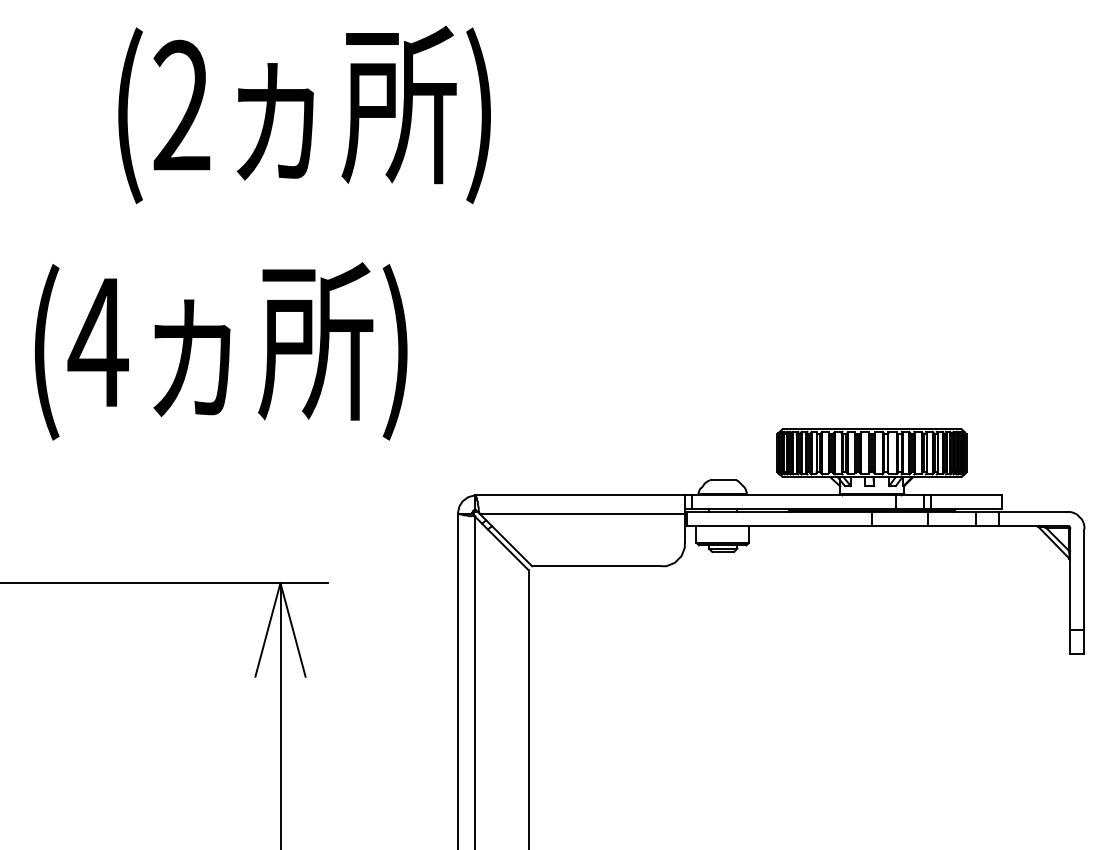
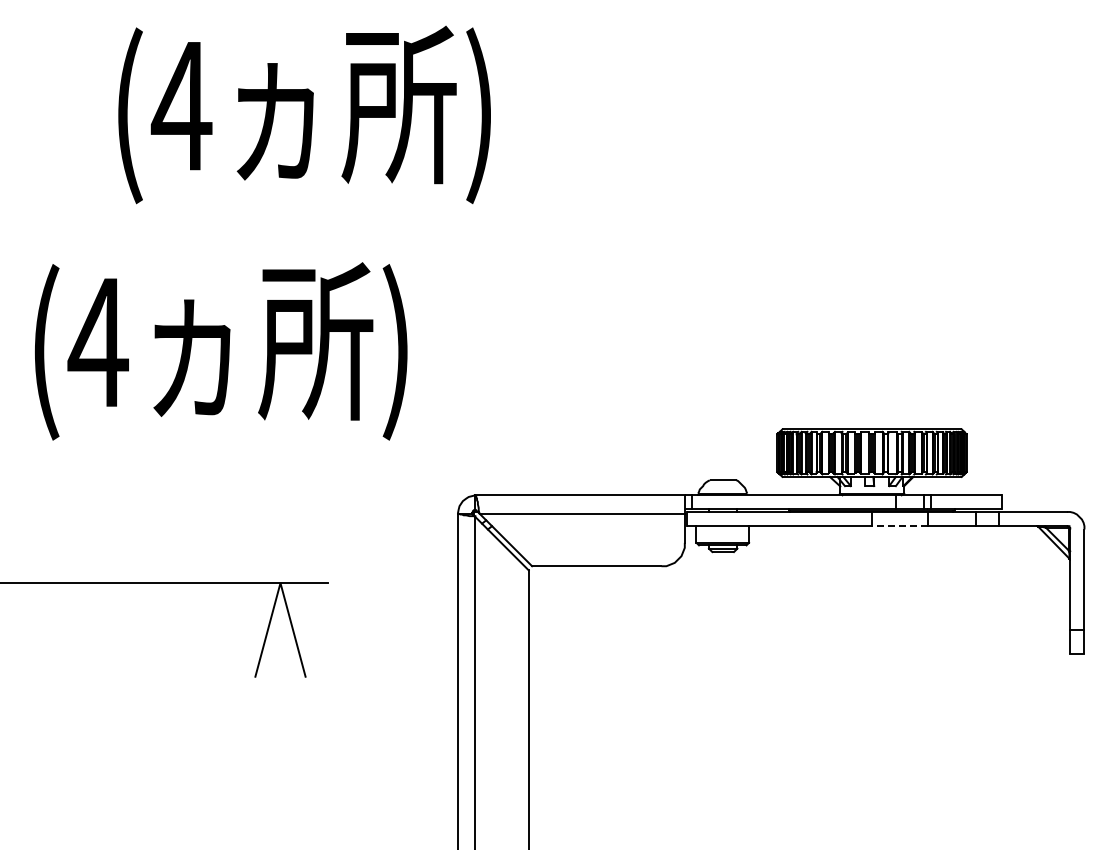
text: (2 -> (4 (181, 104)
line: solid -> dashed (899, 526)
line: present -> none (280, 714)
